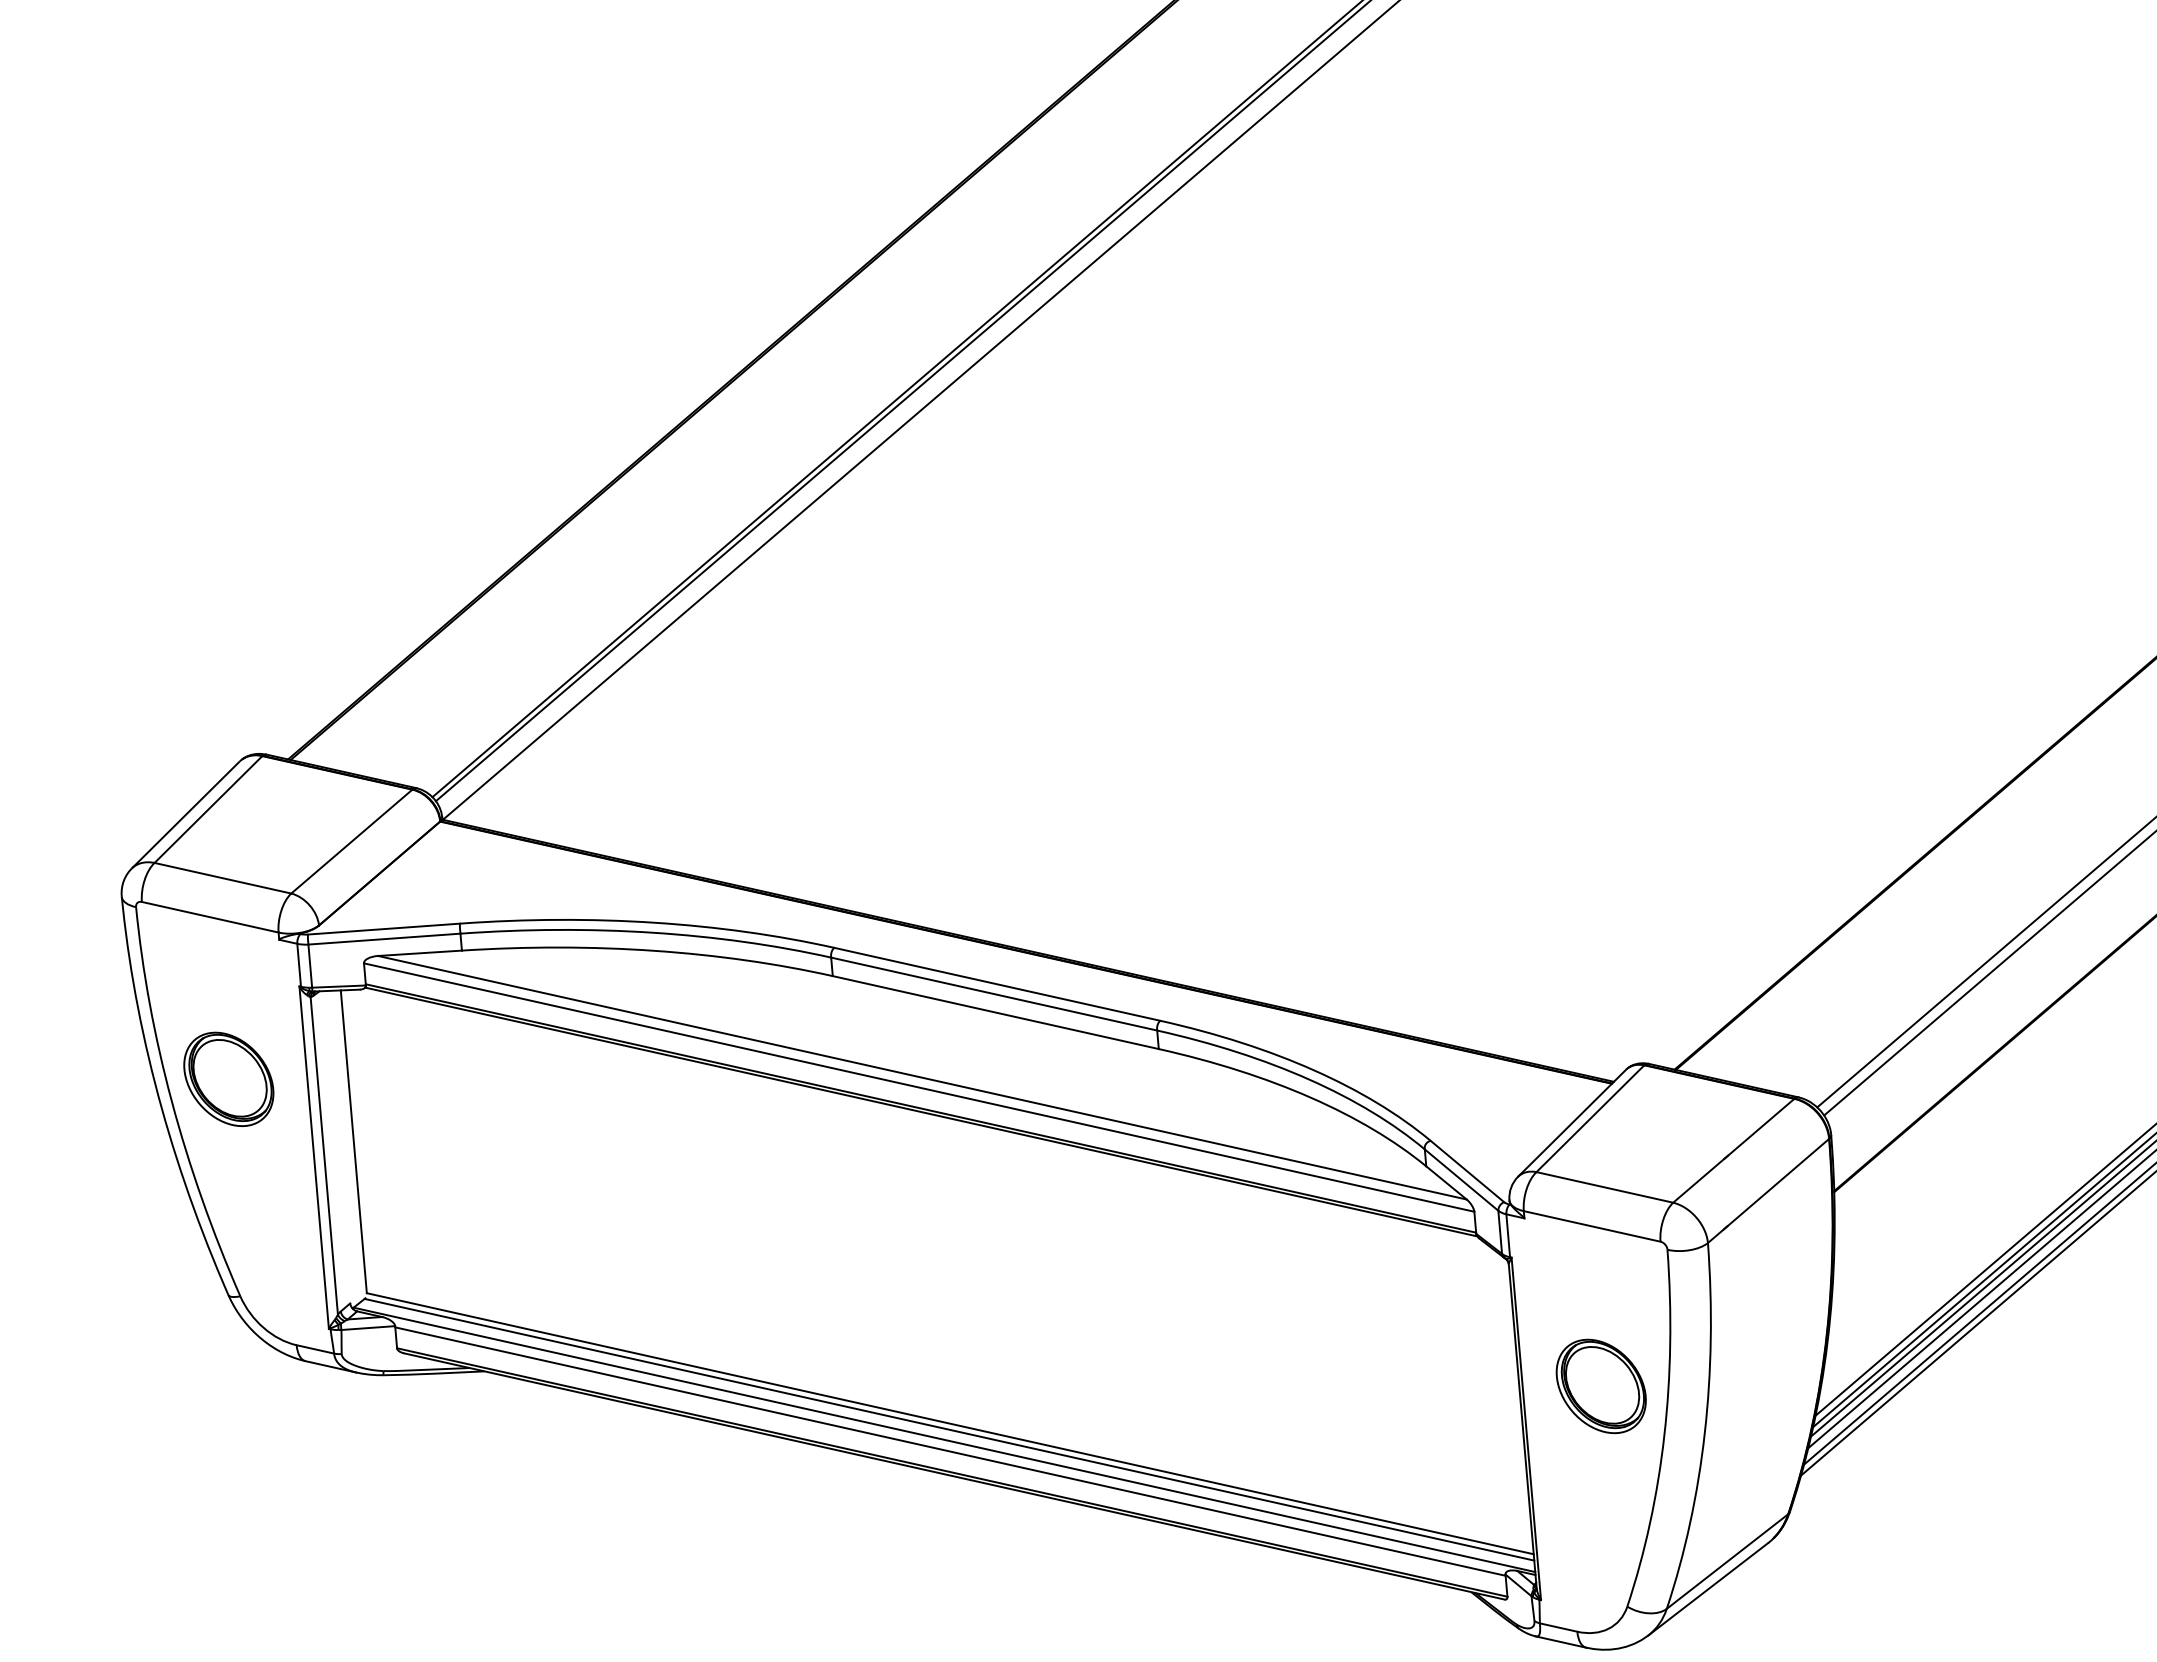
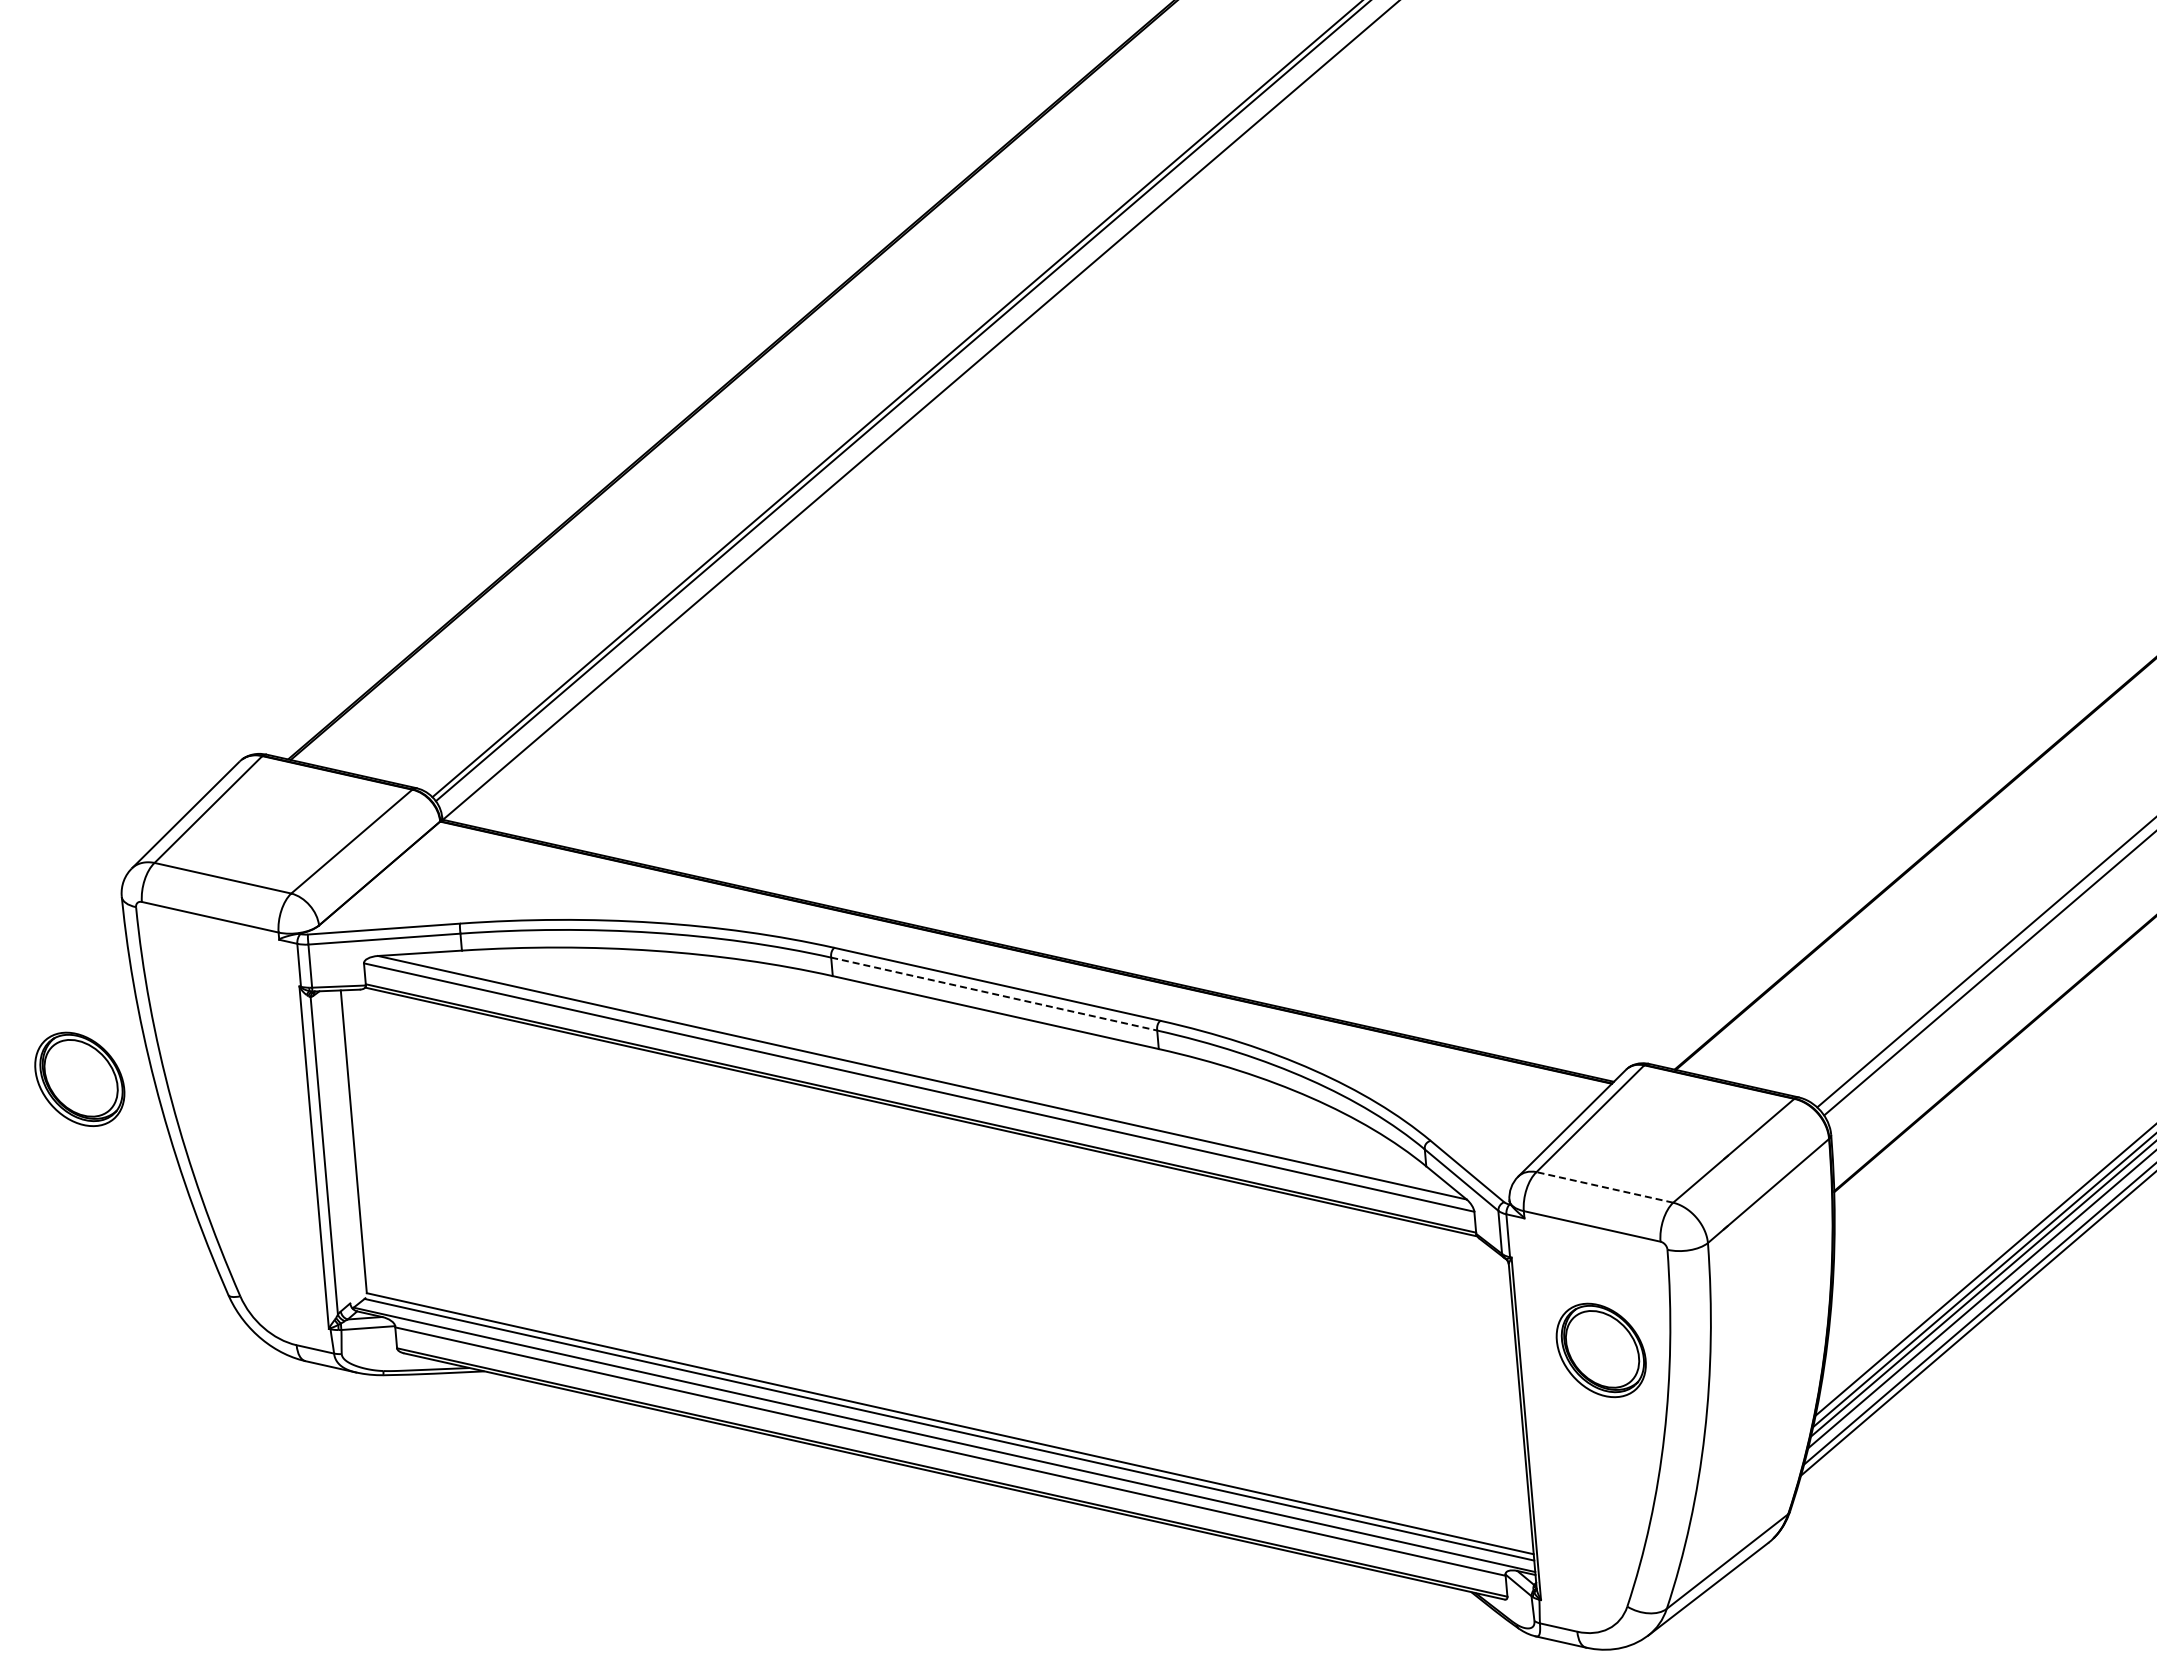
line: solid -> dashed (994, 994)
part position: (228, 1078) -> (79, 1078) (79, 1078)
line: solid -> dashed (1604, 1187)
part position: (1600, 1386) -> (1600, 1350) (1600, 1350)
